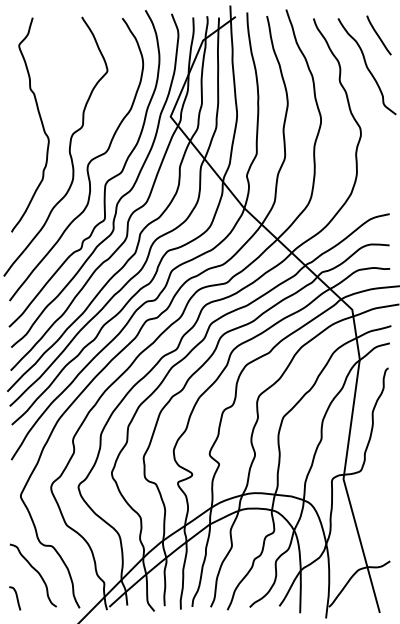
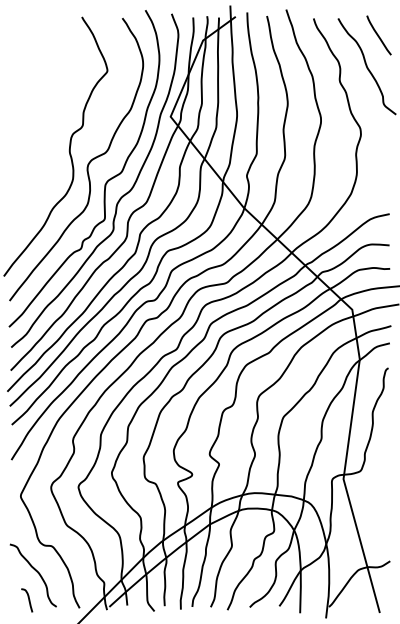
curve: present -> none (40, 121)
curve position: (16, 598) -> (28, 600) (28, 600)
